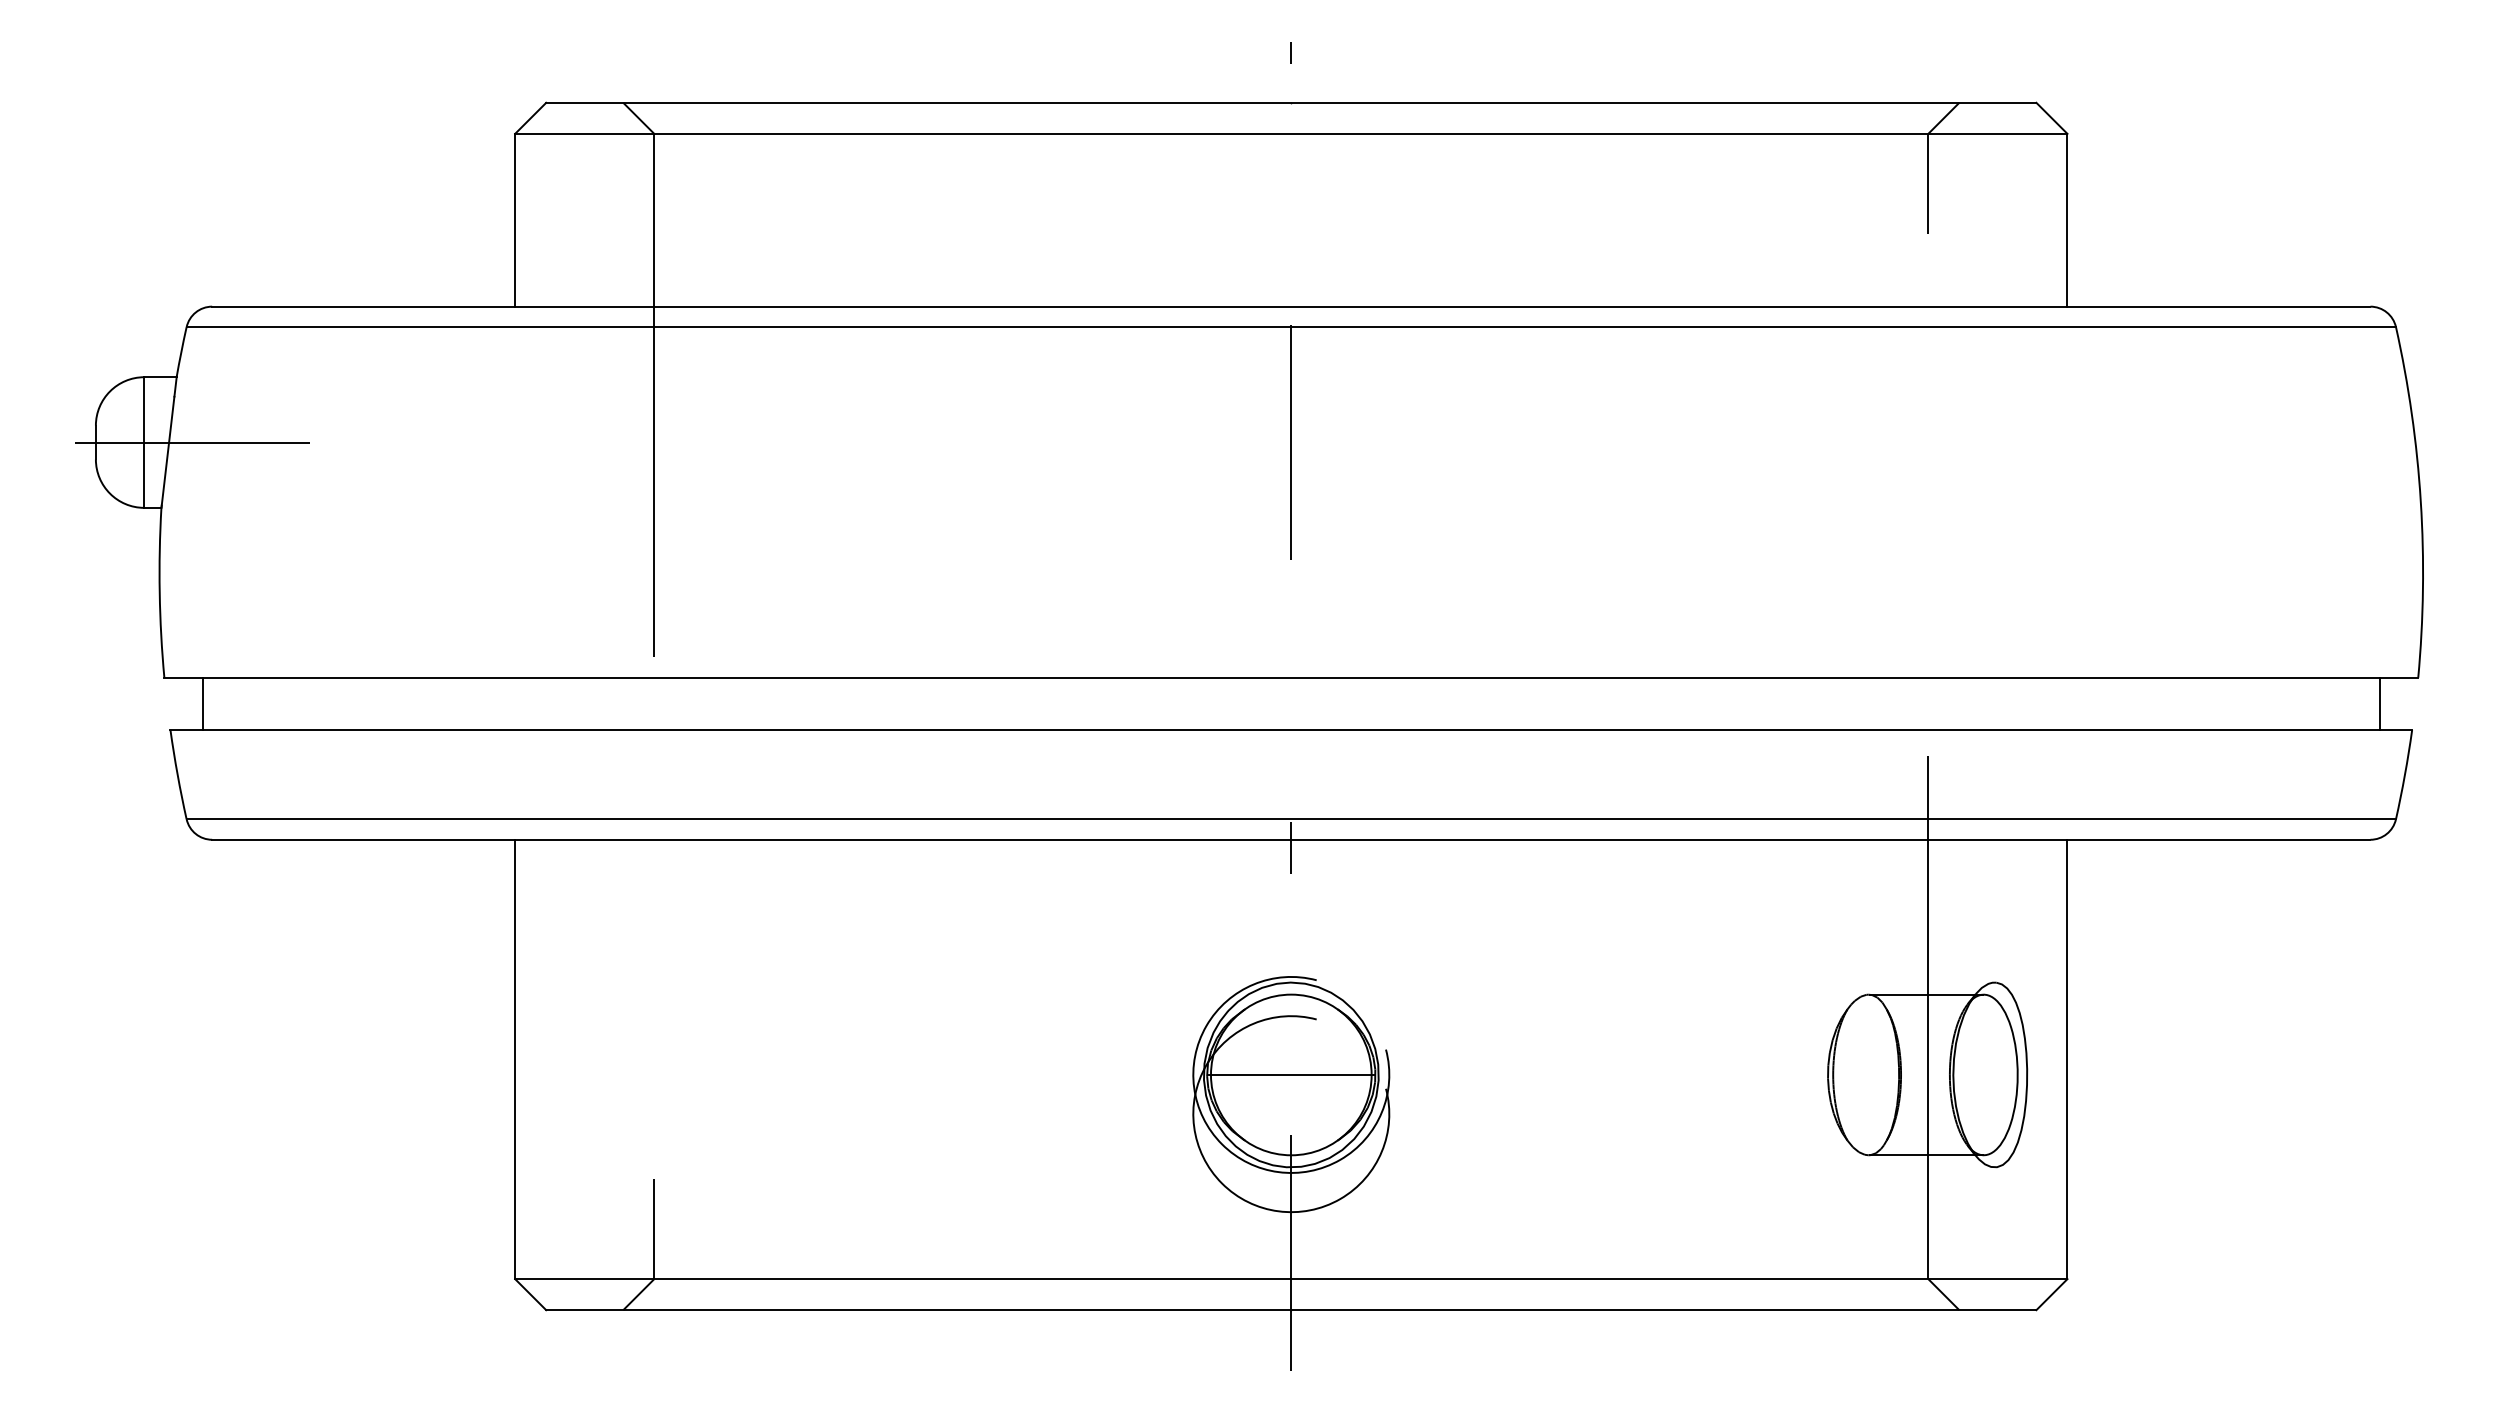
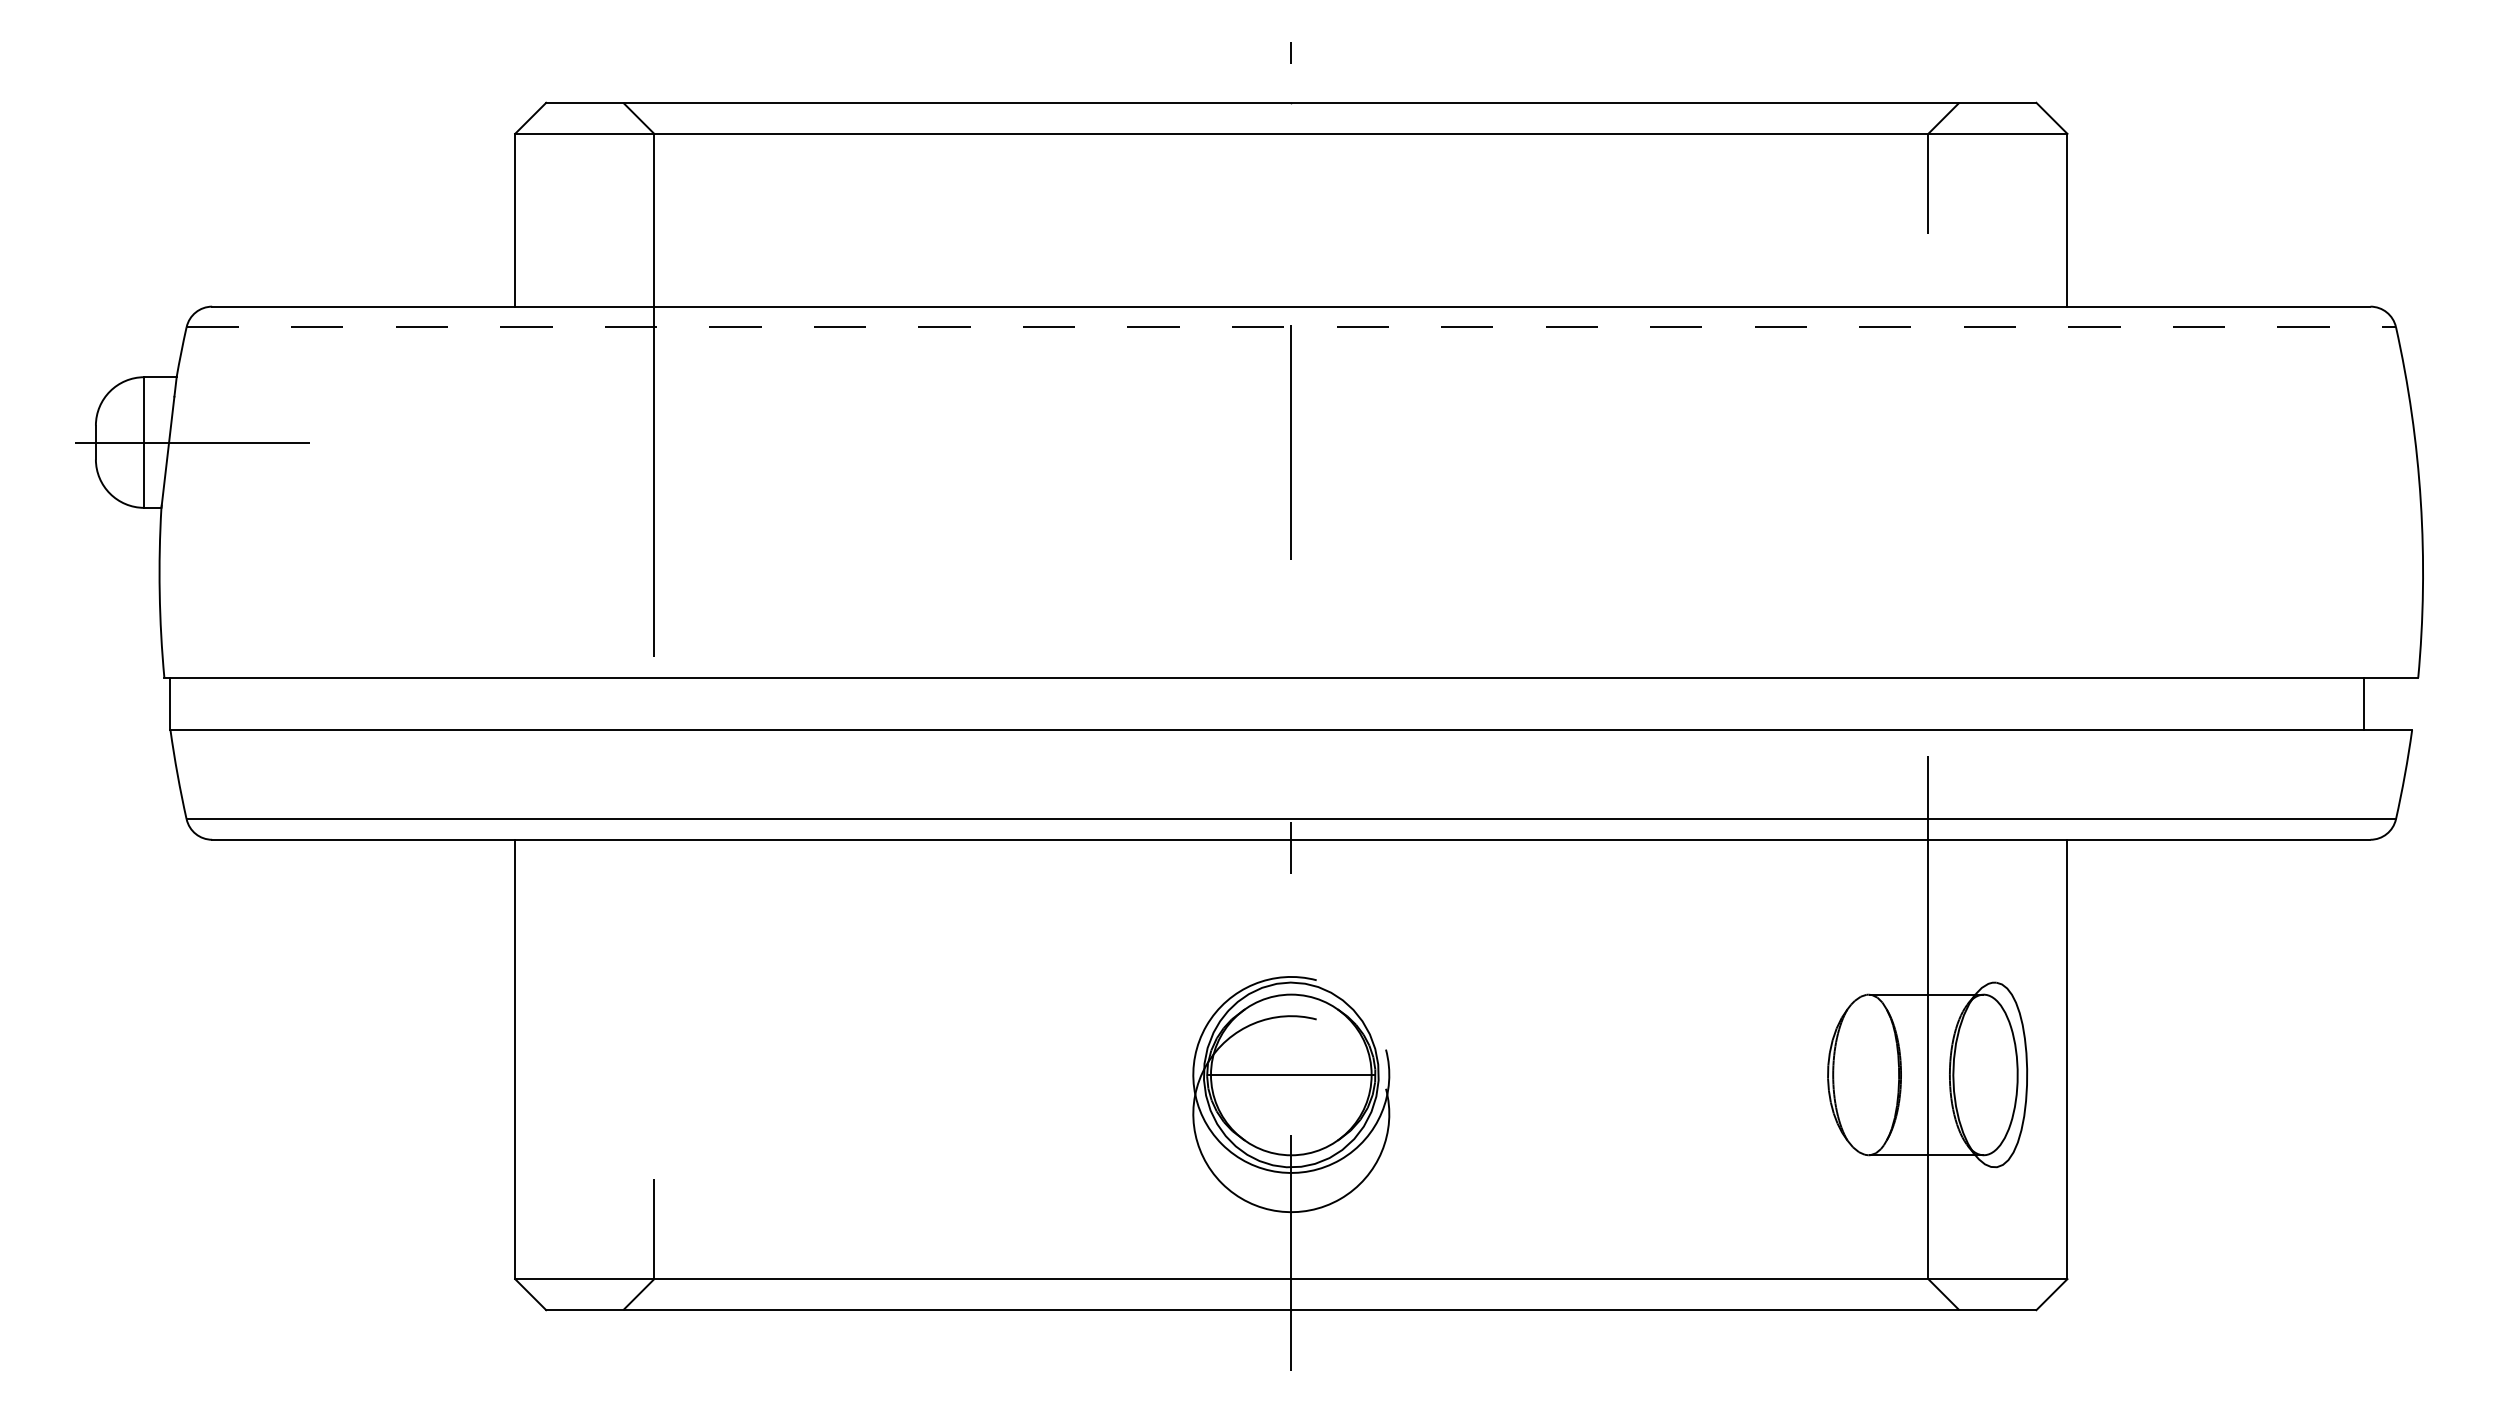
line: solid -> dashed (1291, 327)
line position: (203, 703) -> (170, 703) (170, 703)
line position: (2379, 703) -> (2363, 703) (2363, 703)
